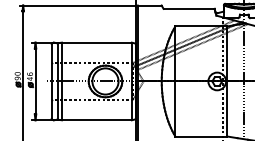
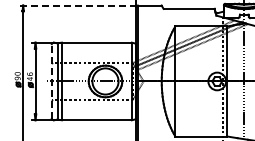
line: solid -> dashed (79, 5)
line: solid -> dashed (51, 80)
